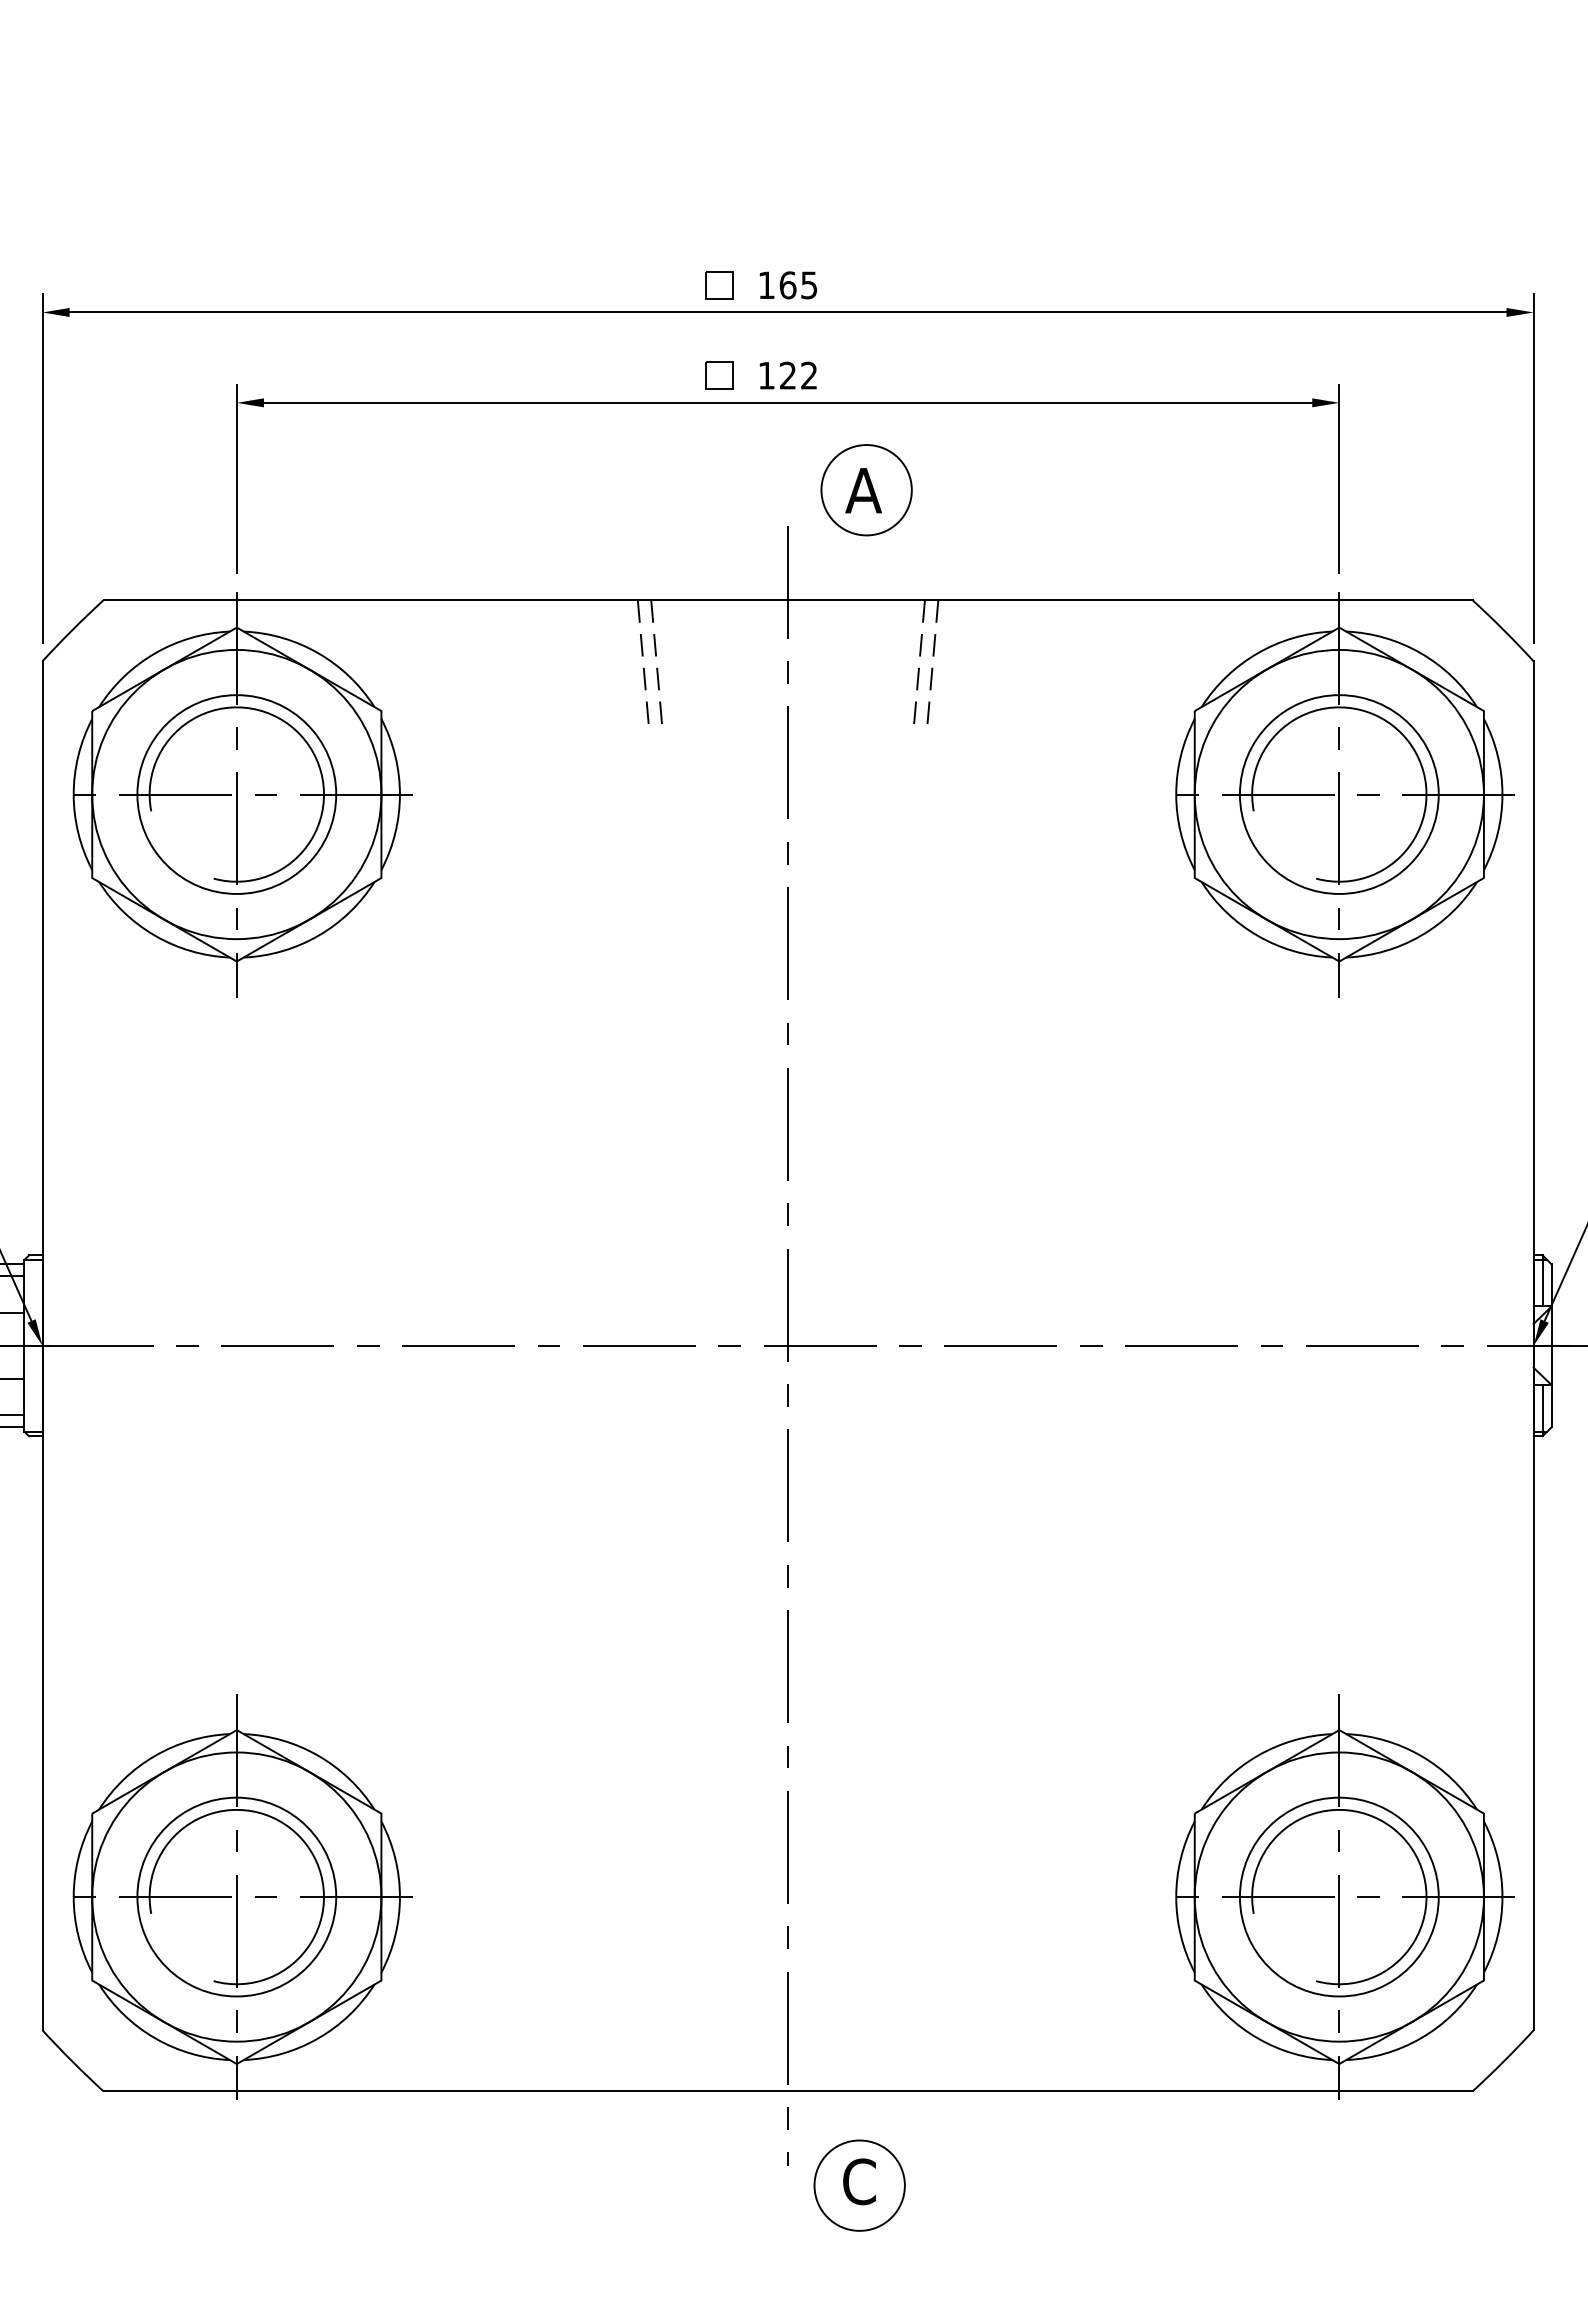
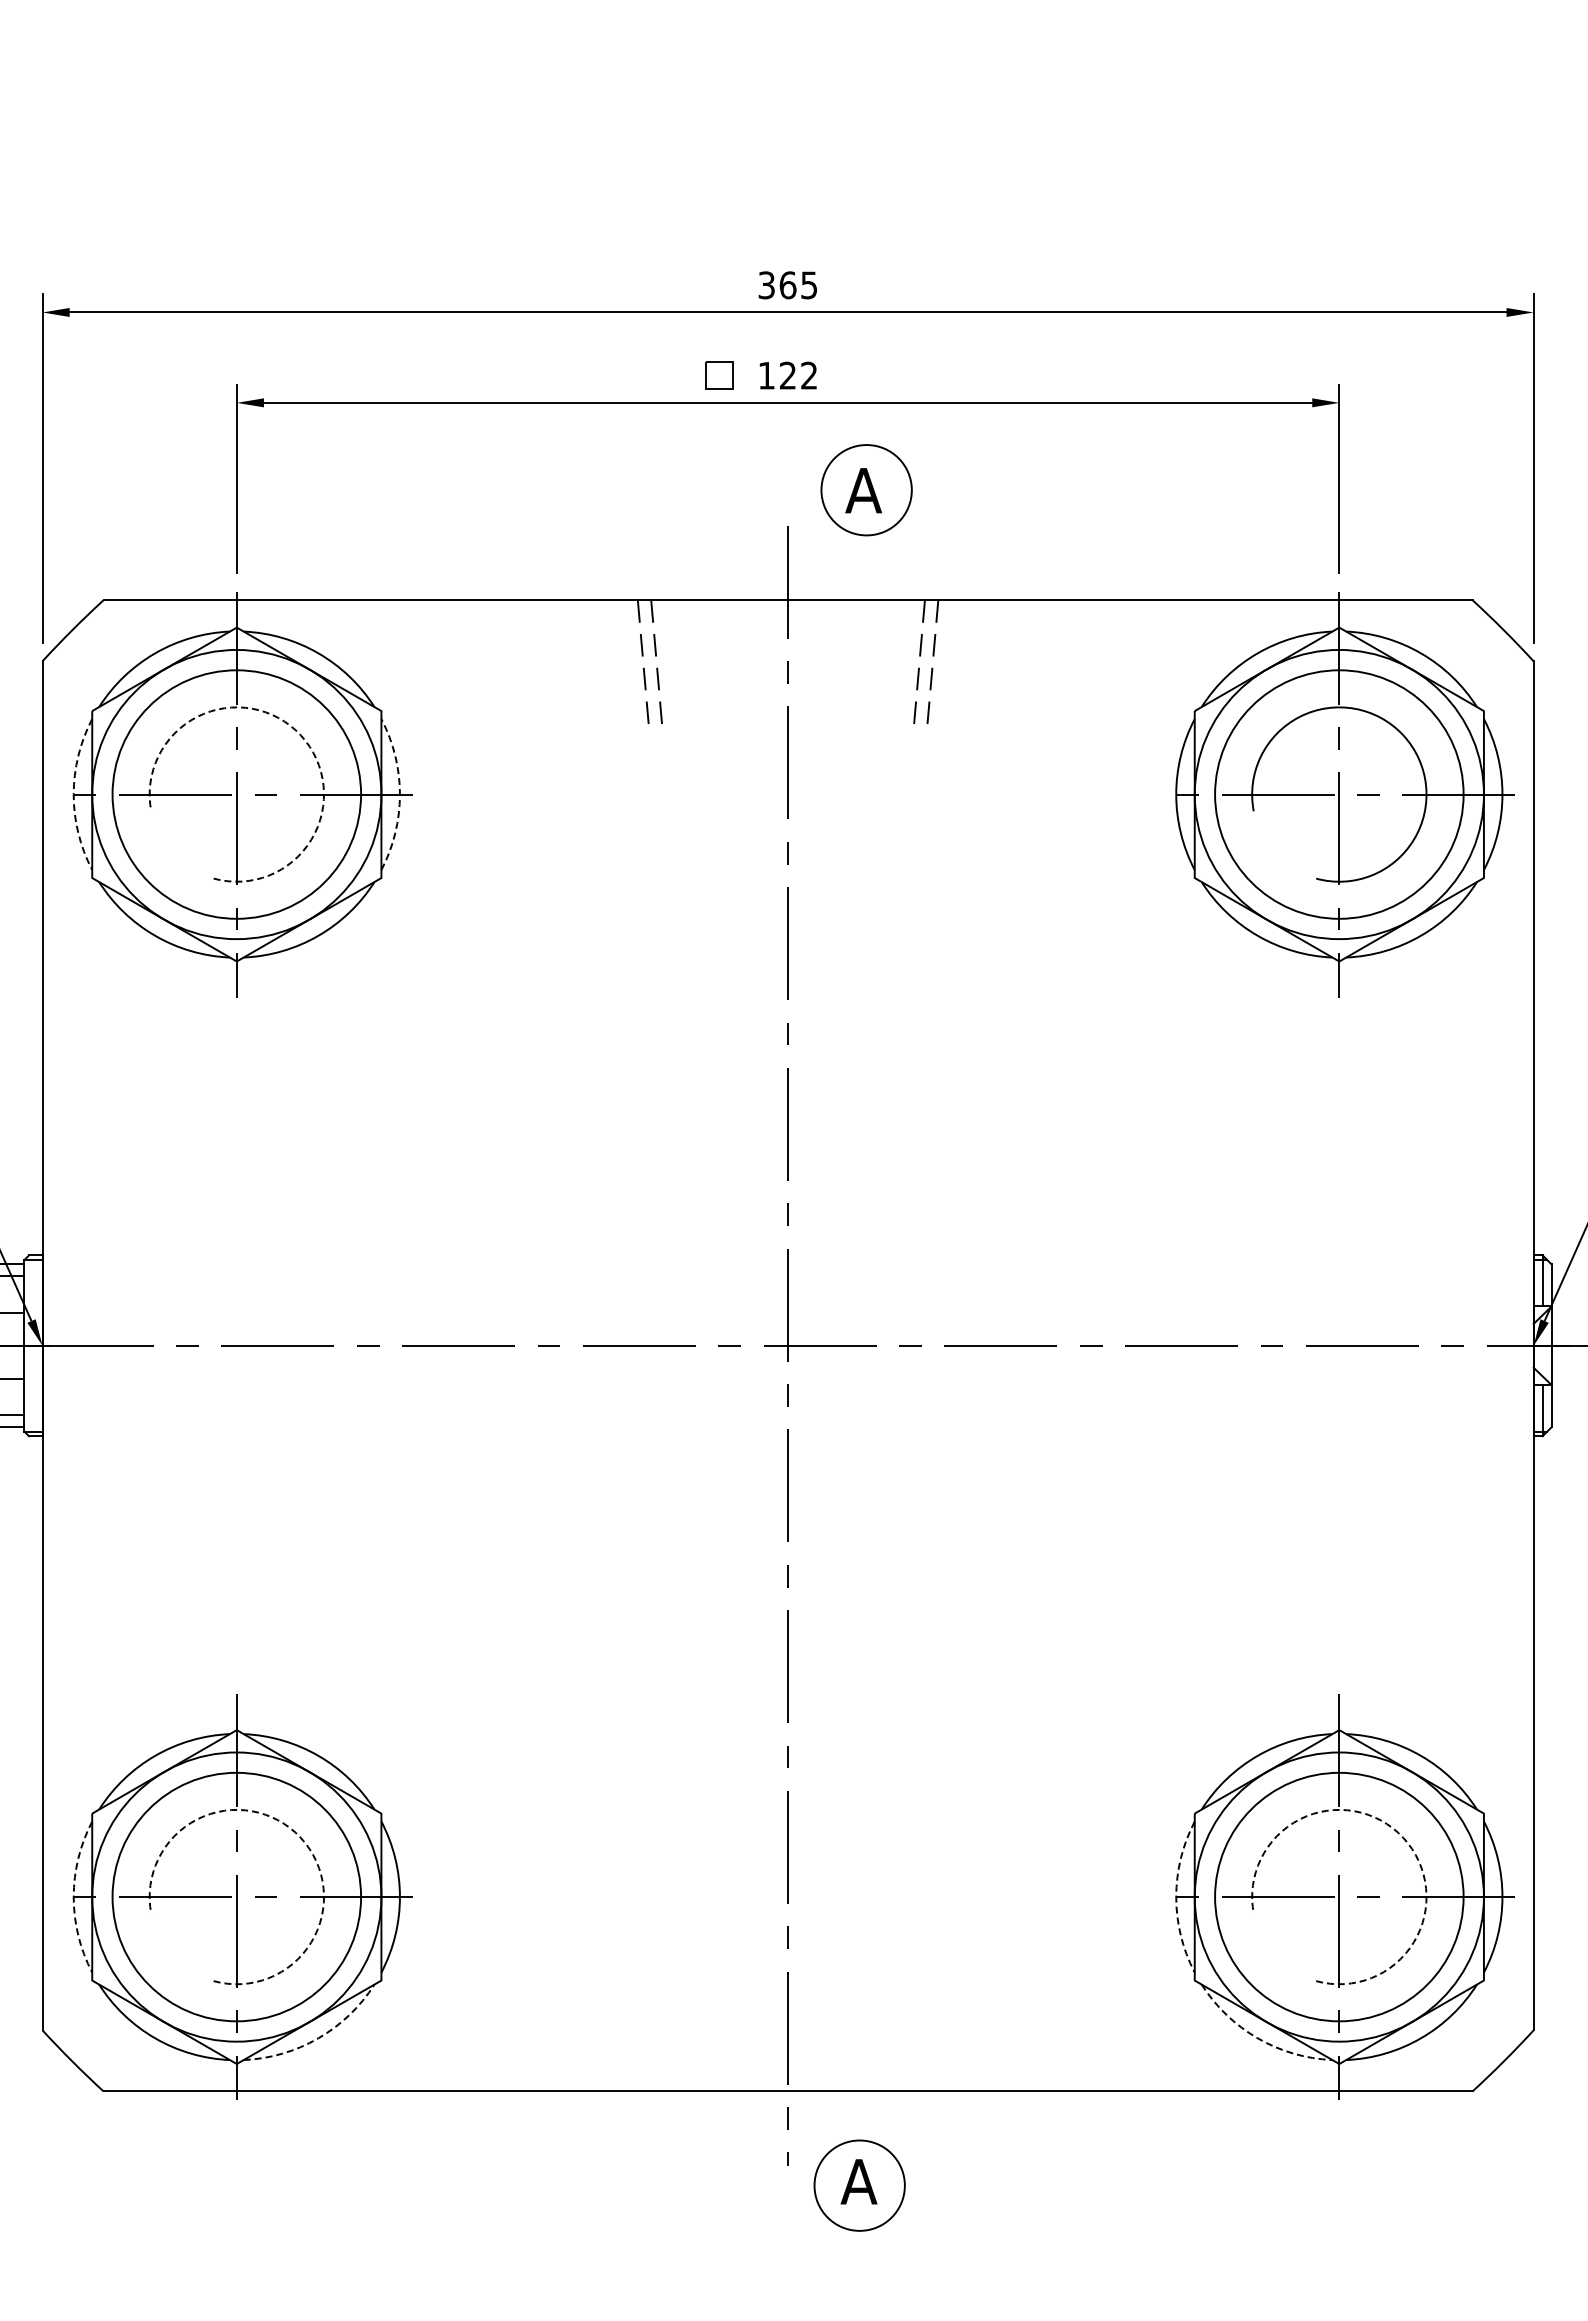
part: present -> none (719, 285)
text: 165 -> 365 (766, 285)
arc: solid -> dashed (300, 735)
arc: solid -> dashed (73, 794)
circle diameter: 199 px -> 249 px (236, 794)
arc: solid -> dashed (399, 794)
circle diameter: 199 px -> 249 px (1339, 794)
arc: solid -> dashed (300, 1837)
arc: solid -> dashed (1403, 1837)
circle diameter: 199 px -> 249 px (236, 1896)
circle diameter: 199 px -> 249 px (1339, 1896)
arc: solid -> dashed (73, 1897)
arc: solid -> dashed (1176, 1897)
arc: solid -> dashed (318, 2038)
arc: solid -> dashed (1257, 2038)
text: C -> A (858, 2181)
